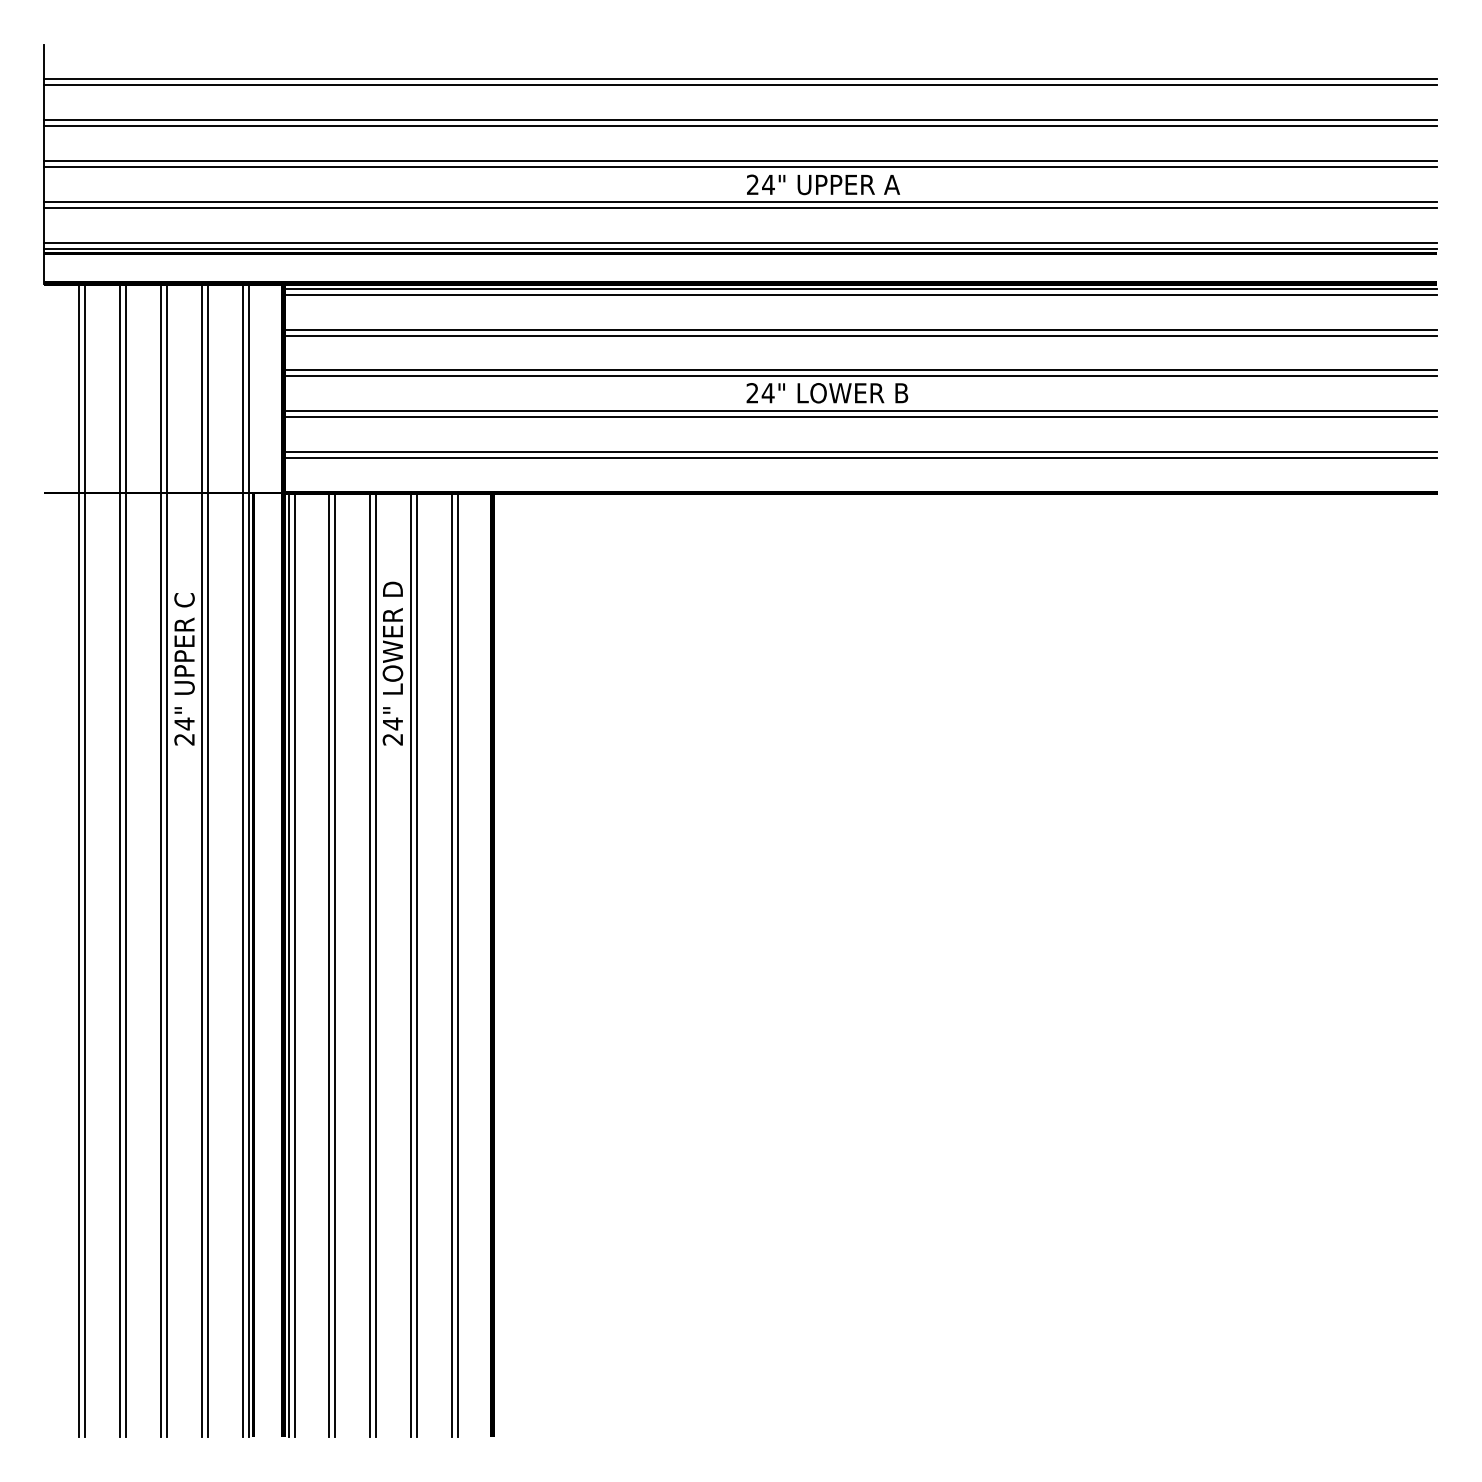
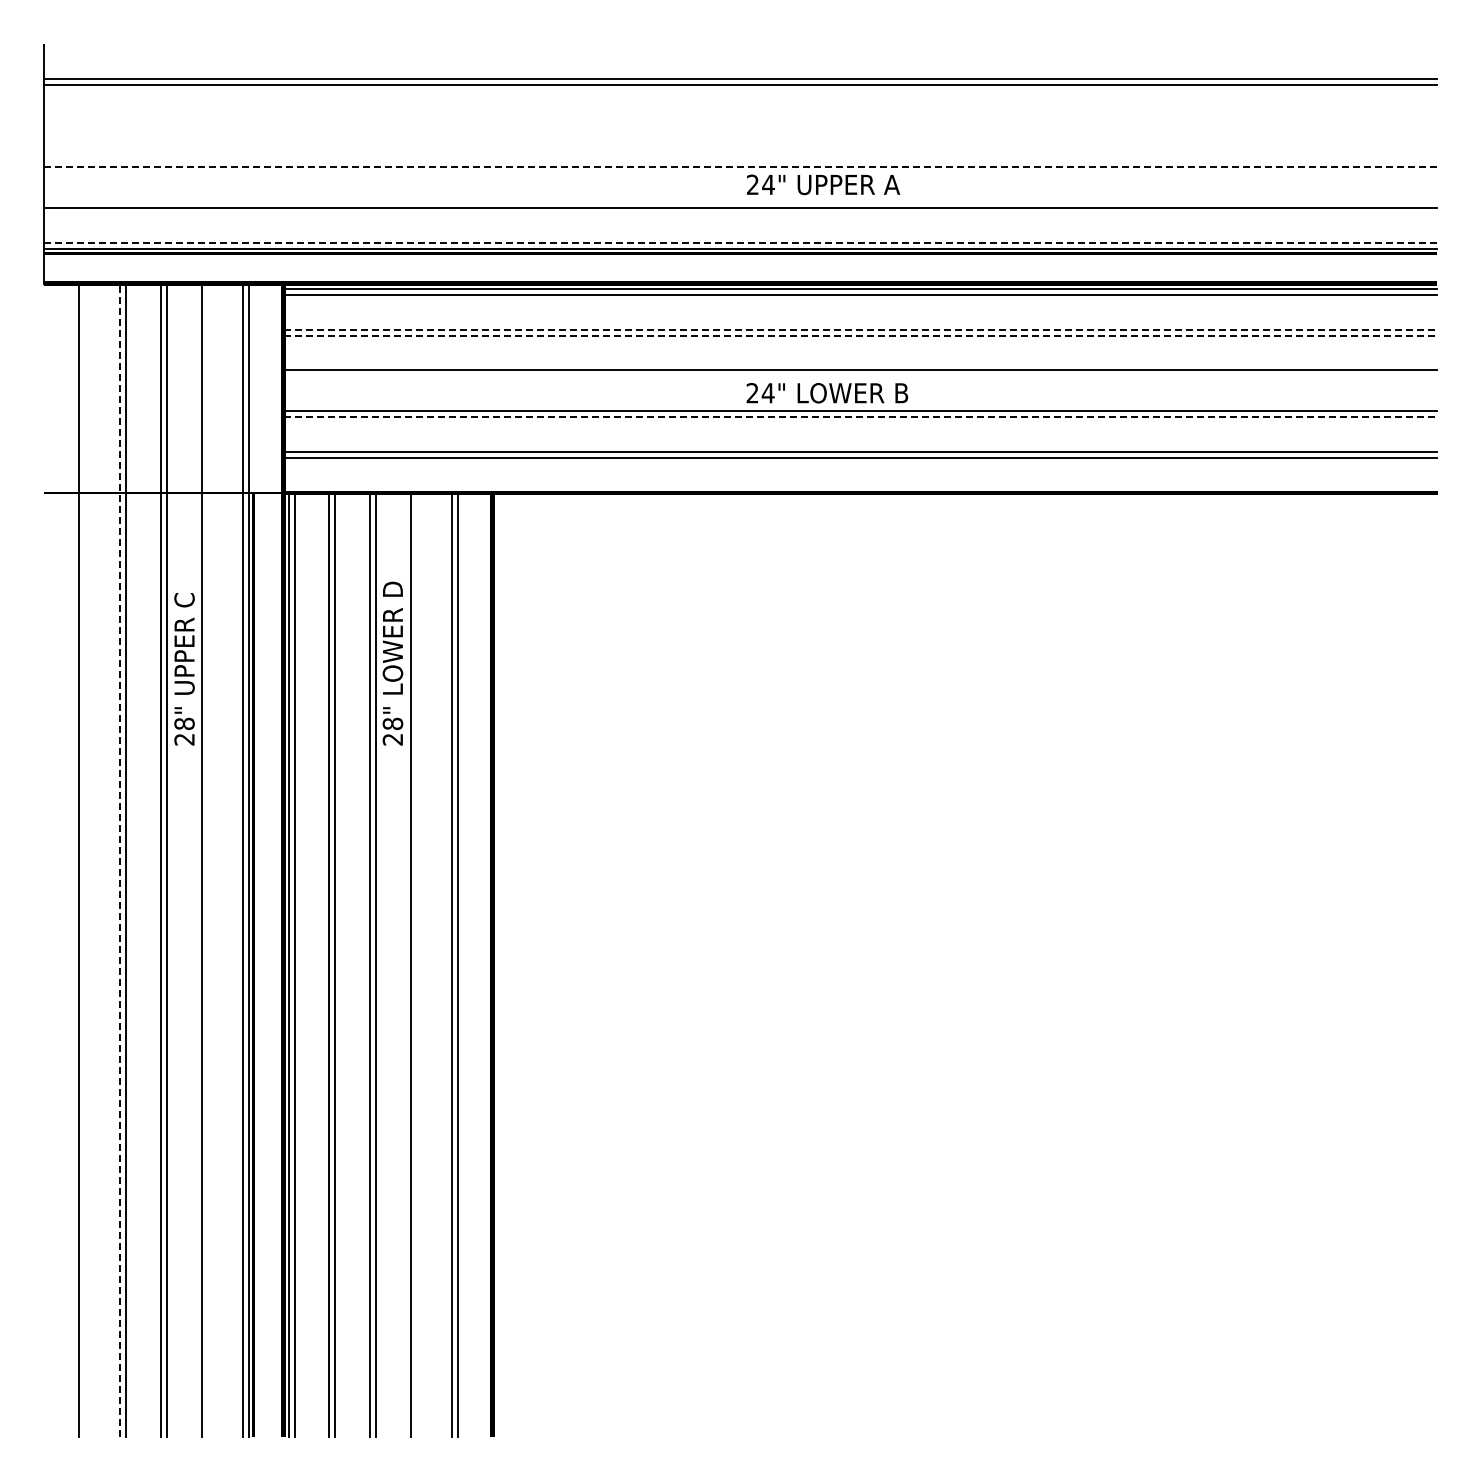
line: present -> none (740, 120)
line: present -> none (740, 126)
line: present -> none (740, 161)
line: solid -> dashed (741, 167)
line: present -> none (740, 202)
line: solid -> dashed (741, 242)
line: solid -> dashed (860, 329)
line: solid -> dashed (860, 335)
line: present -> none (860, 376)
line: solid -> dashed (860, 417)
text: 24" -> 28" (184, 723)
text: 24" -> 28" (392, 723)
line: present -> none (85, 860)
line: solid -> dashed (120, 860)
line: present -> none (207, 860)
line: present -> none (417, 965)
